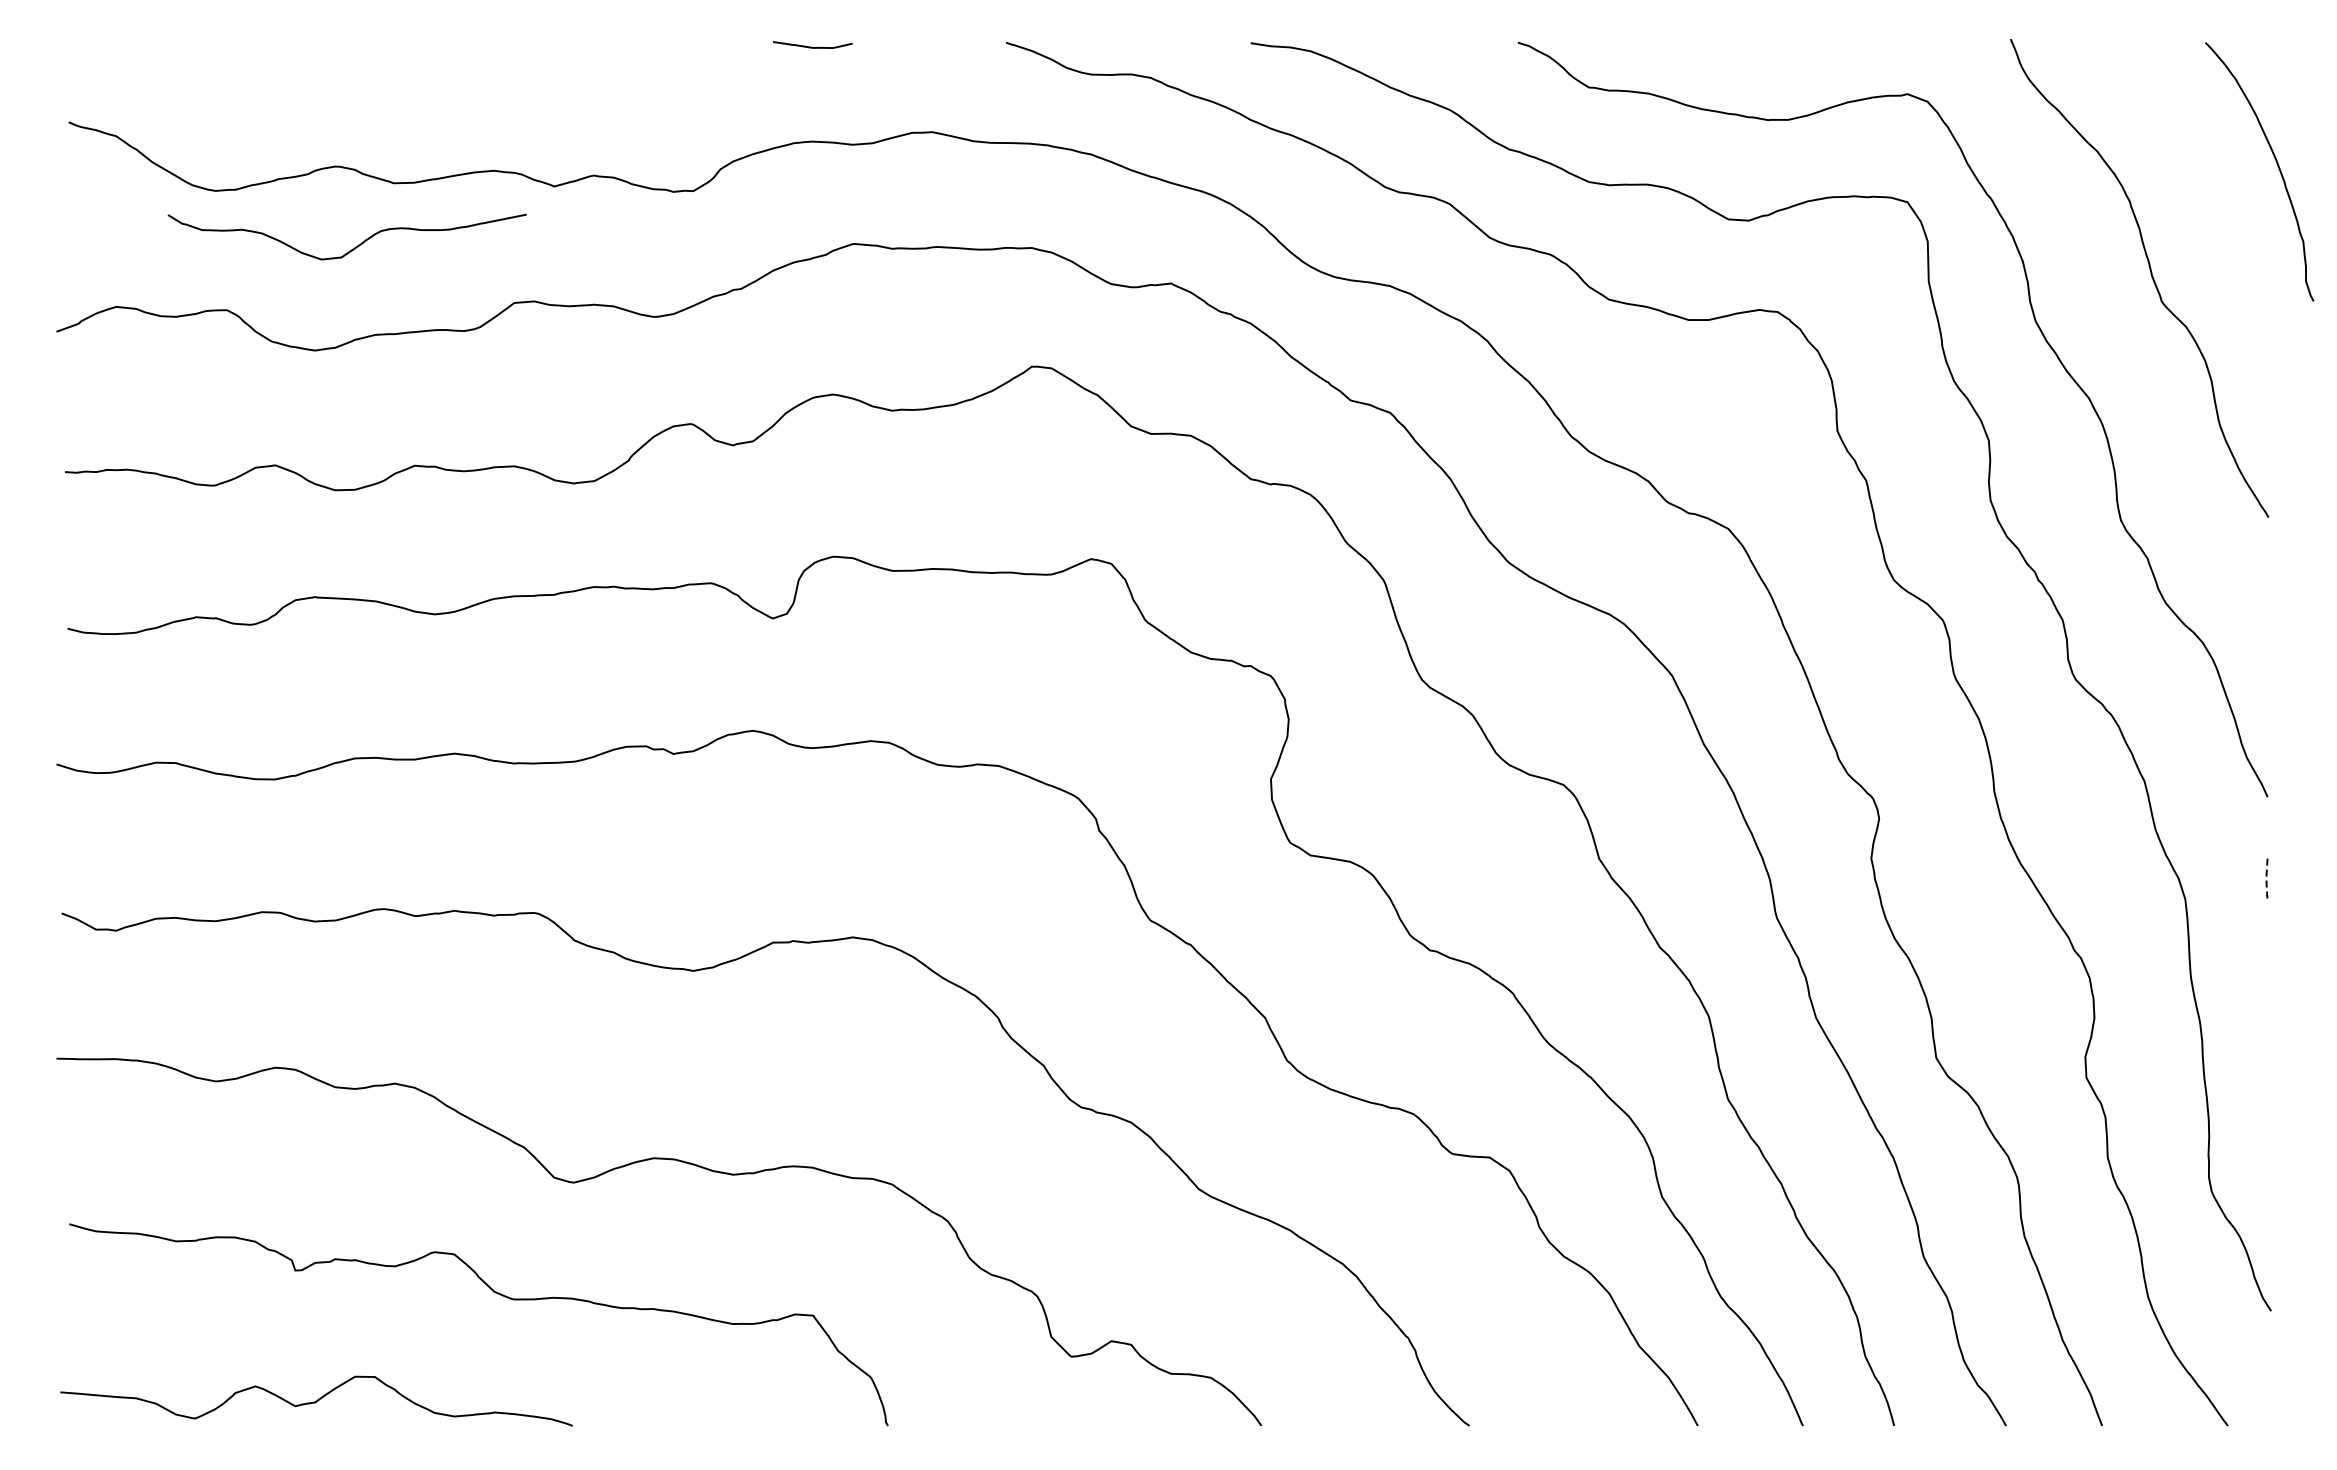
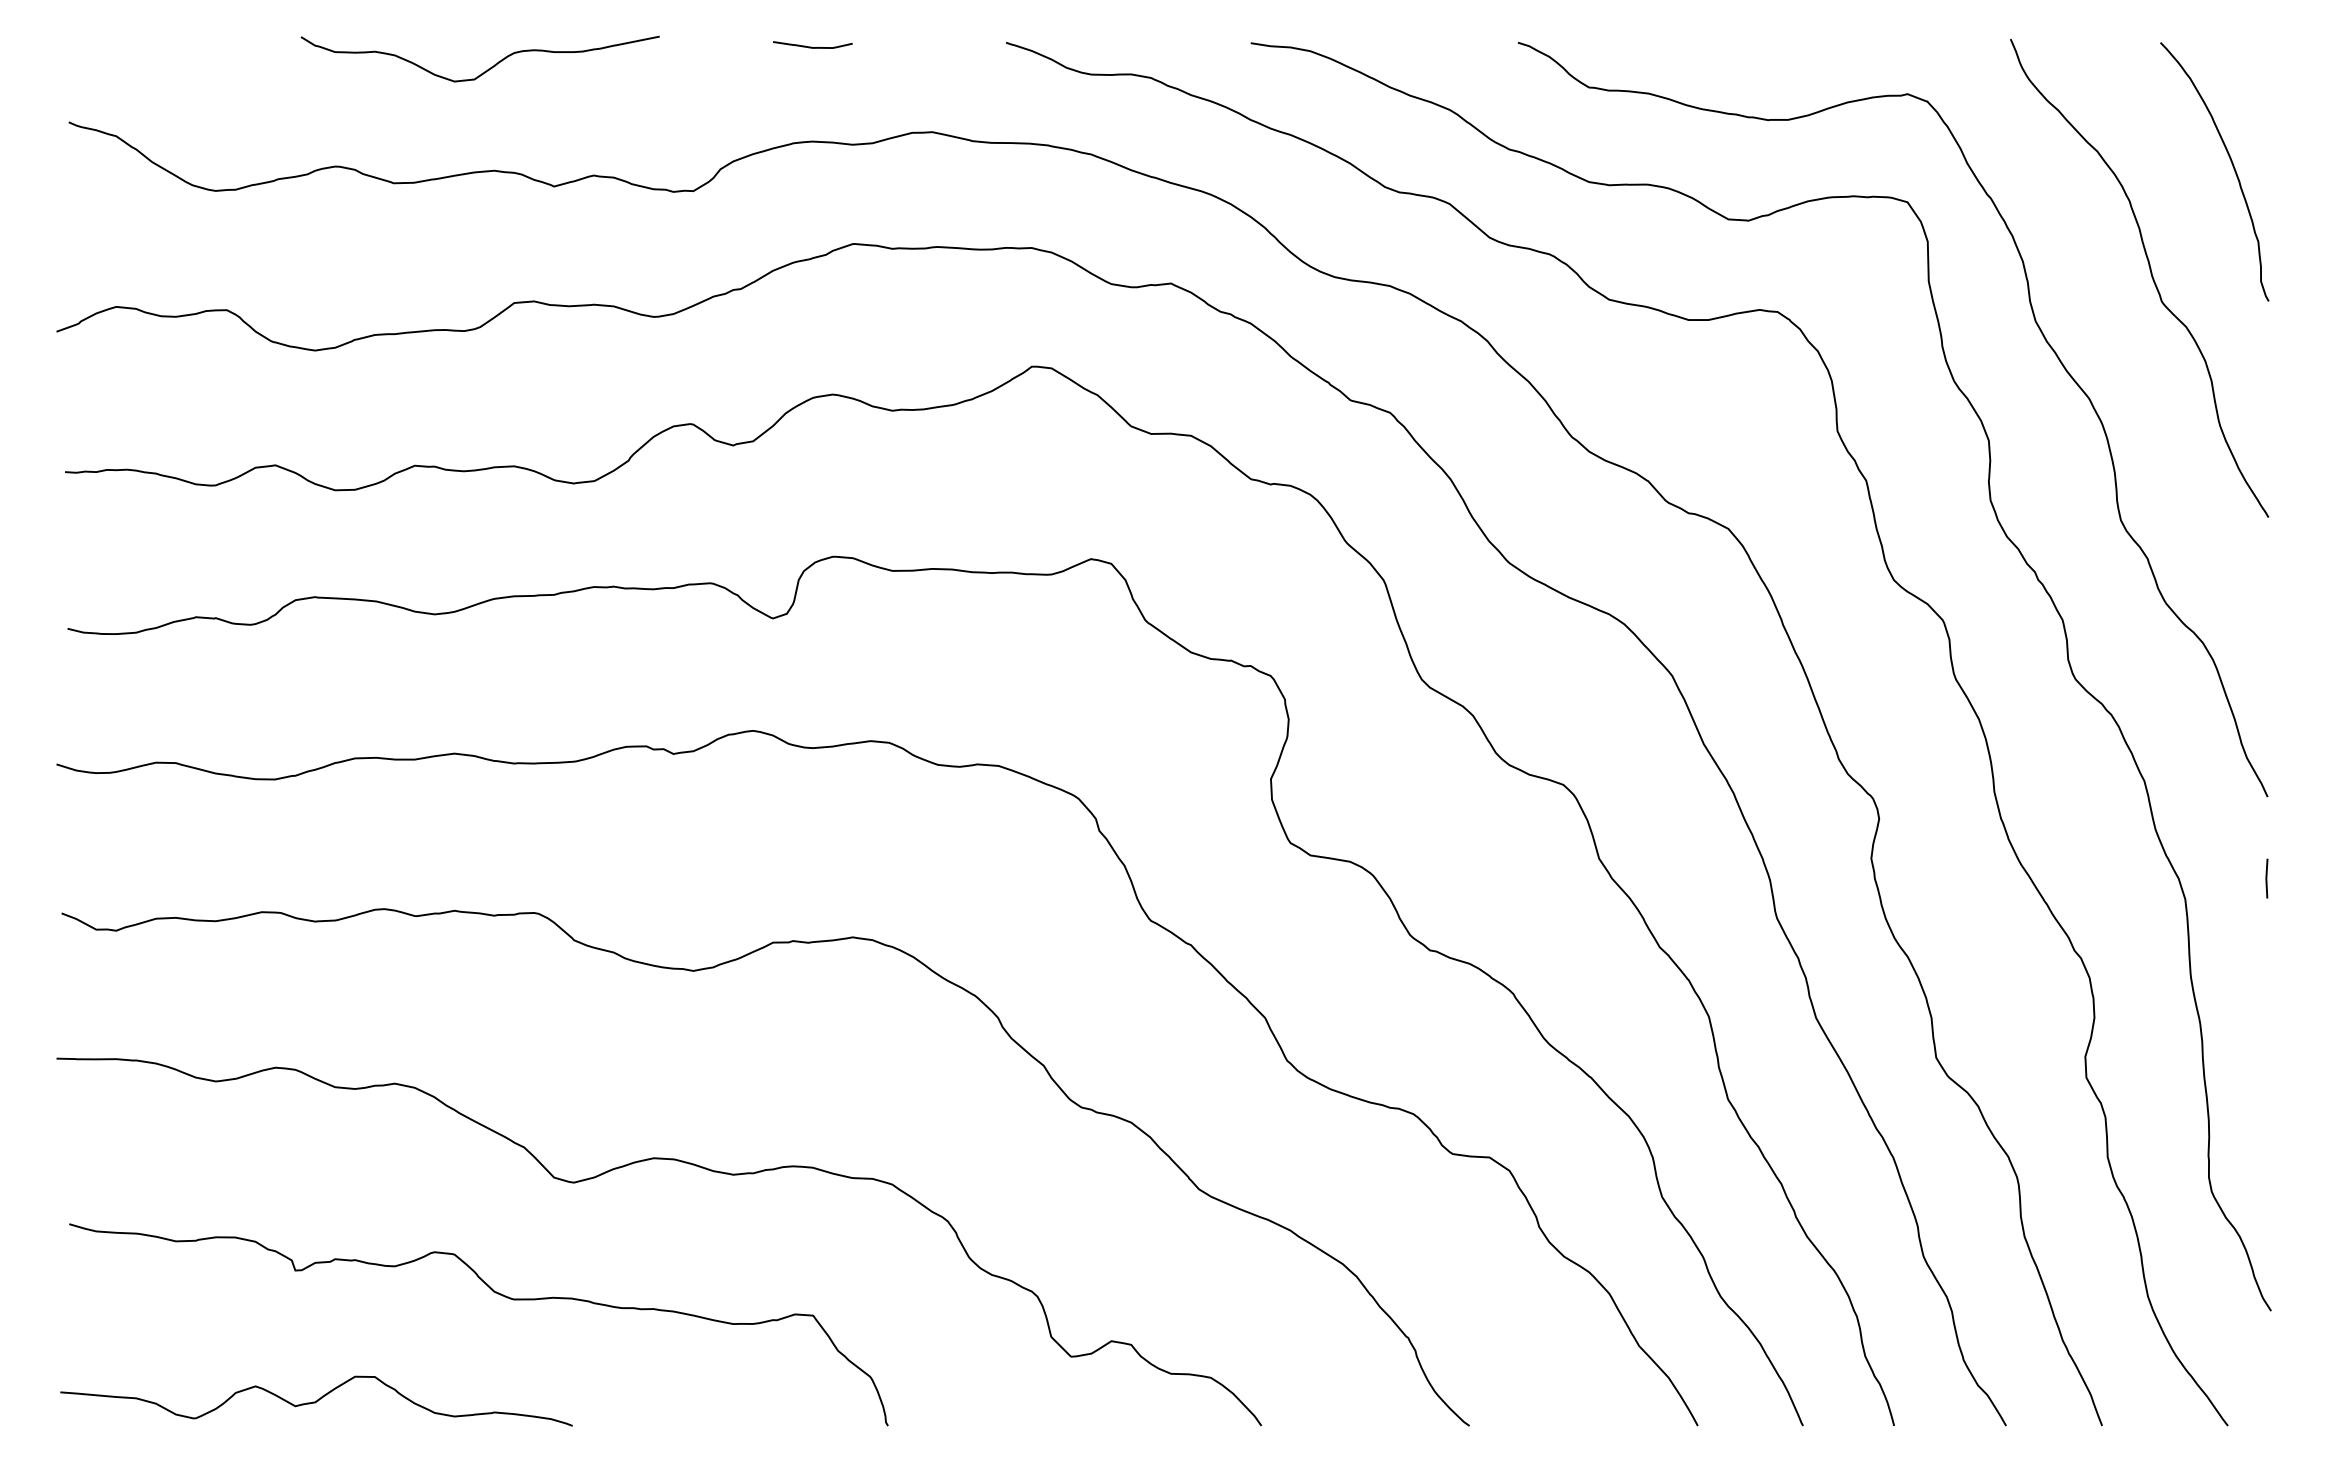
curve position: (2277, 166) -> (2232, 166) (2232, 166)
curve position: (352, 248) -> (485, 70) (485, 70)
line: dashed -> solid (2266, 878)
